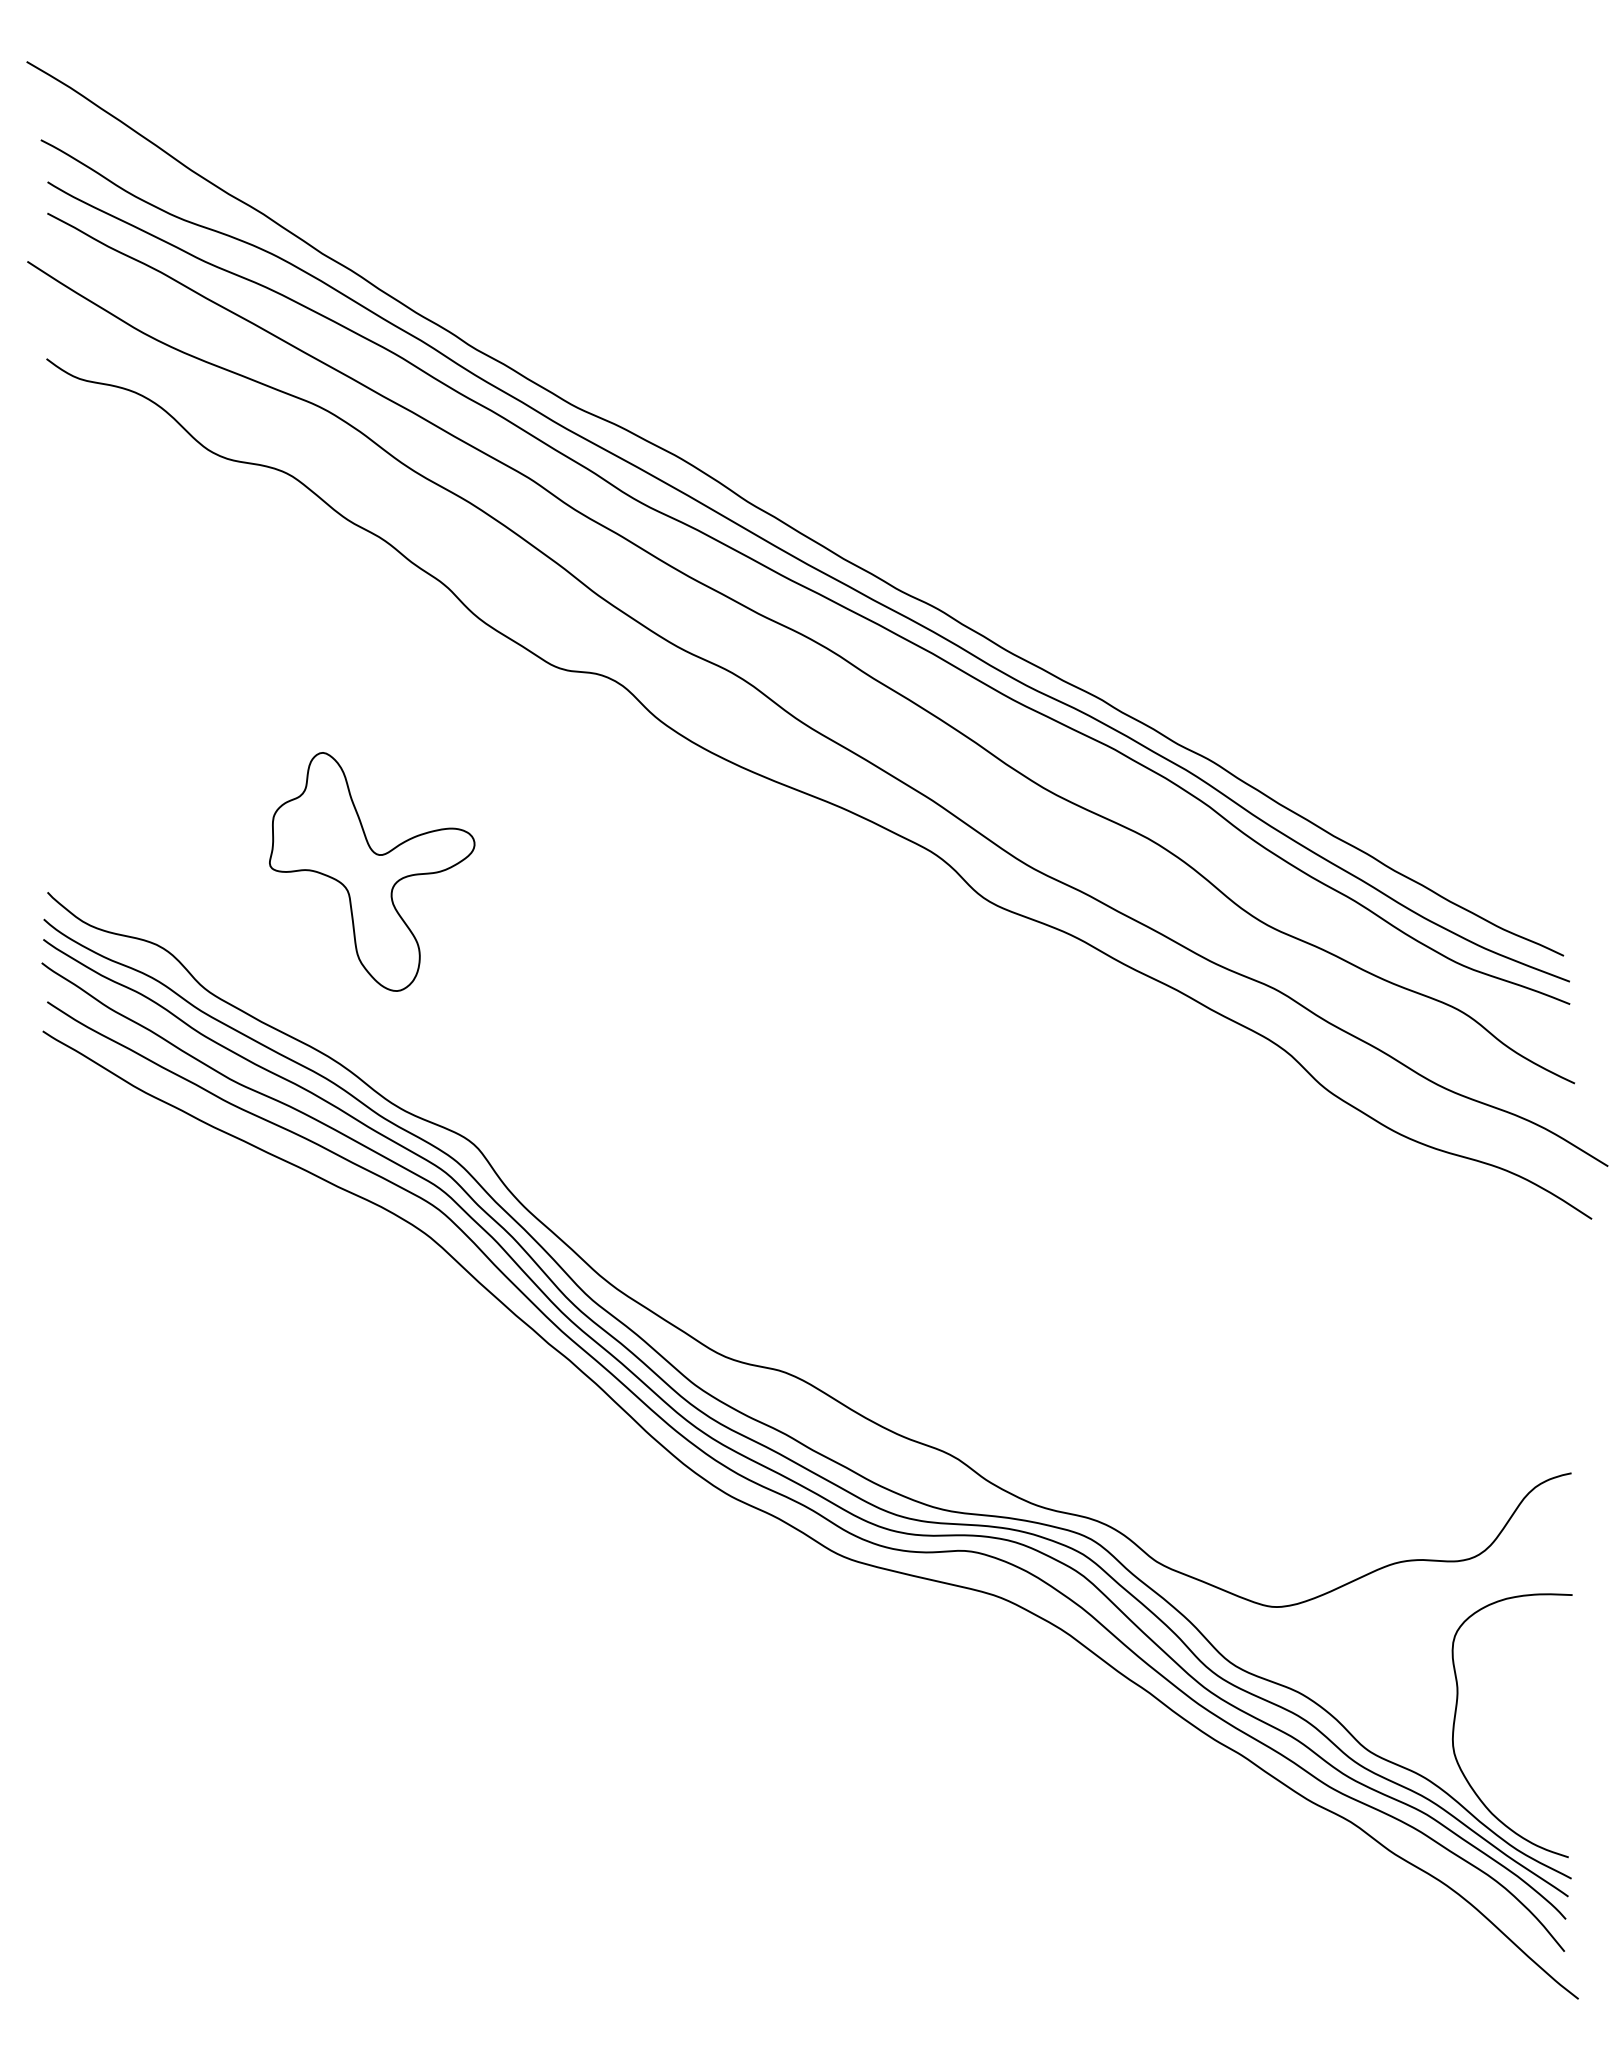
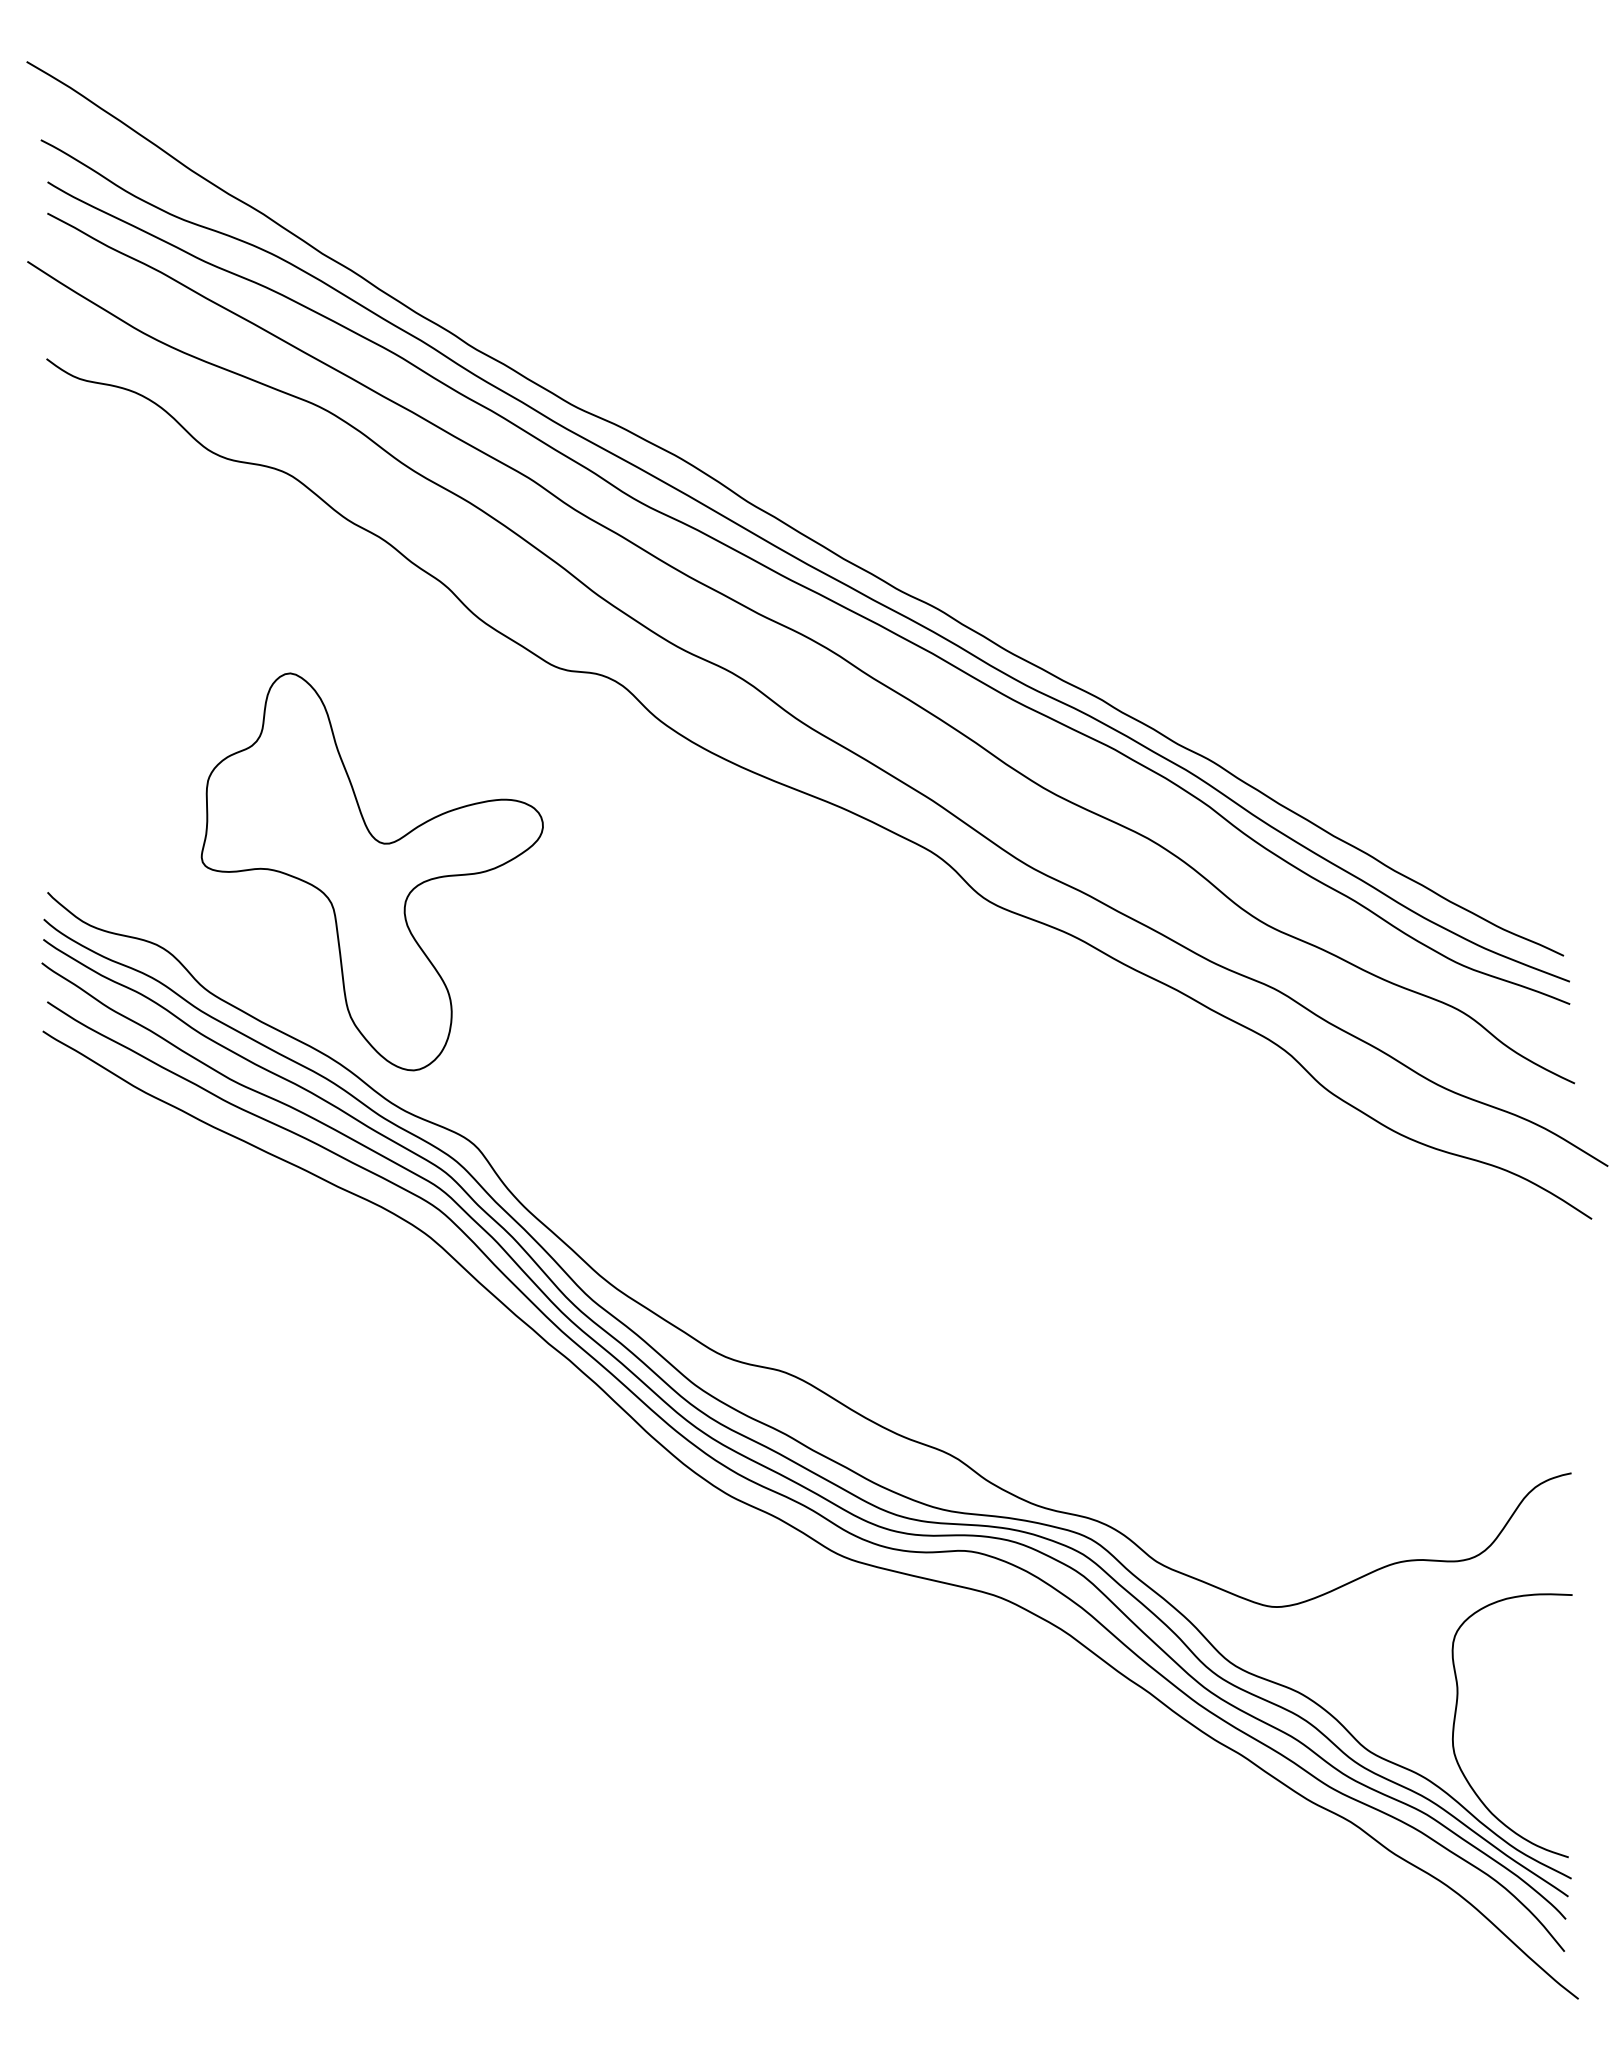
part size: 207x240 px -> 344x400 px (371, 871)
